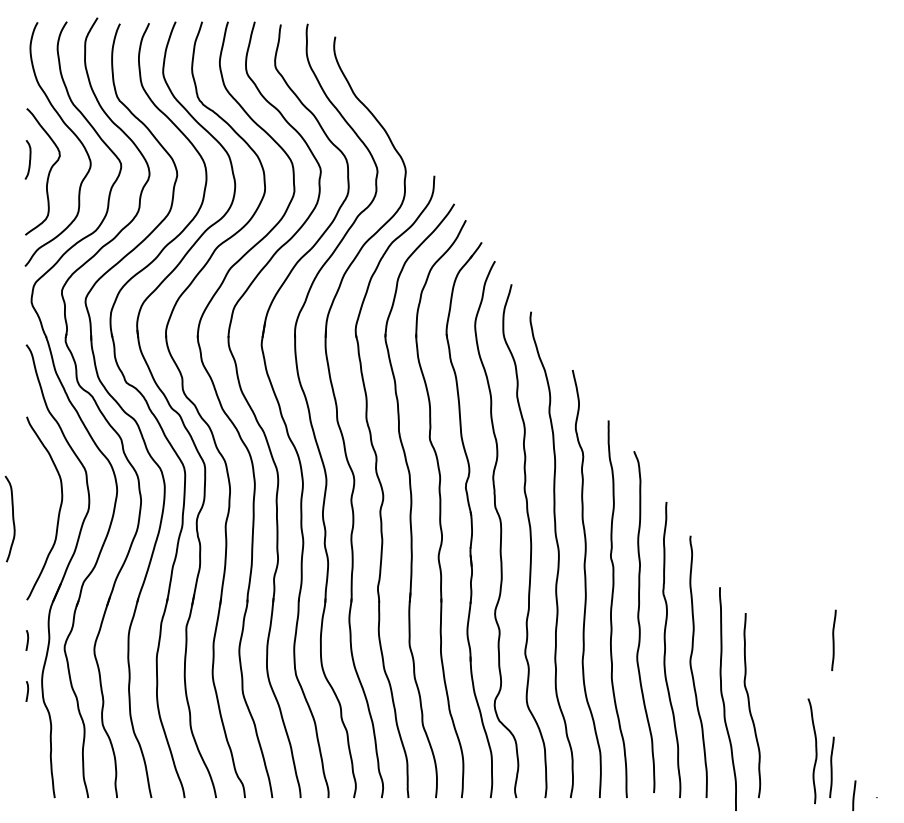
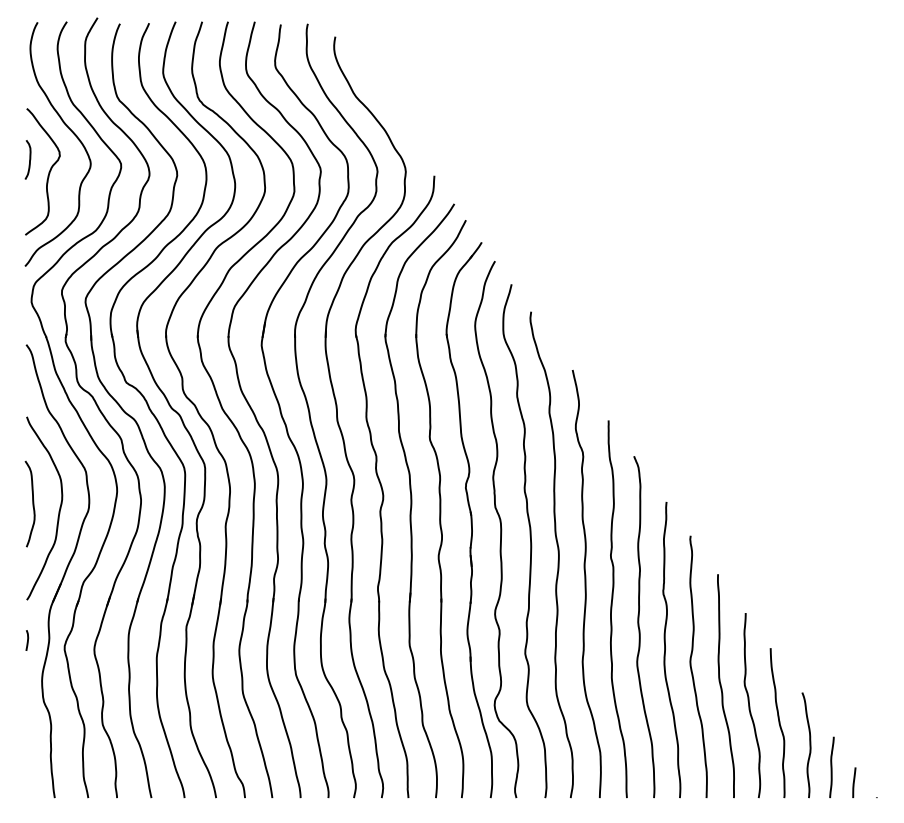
curve position: (12, 518) -> (32, 503) (32, 503)
curve position: (640, 624) -> (640, 629) (640, 629)
line: present -> none (833, 640)
curve: present -> none (27, 691)
curve position: (724, 700) -> (722, 687) (722, 687)
curve: none -> present (778, 723)
curve position: (815, 751) -> (809, 745) (809, 745)
line position: (854, 795) -> (854, 782) (854, 782)
